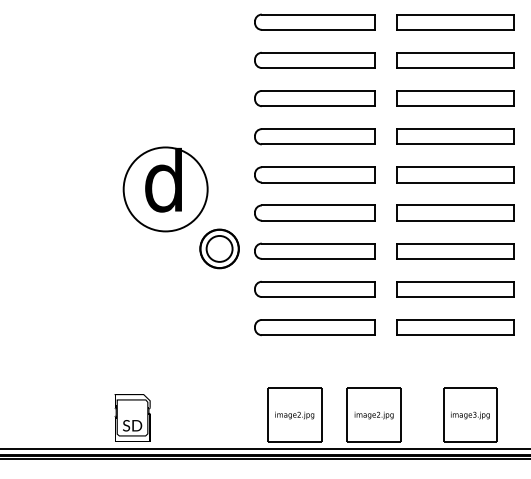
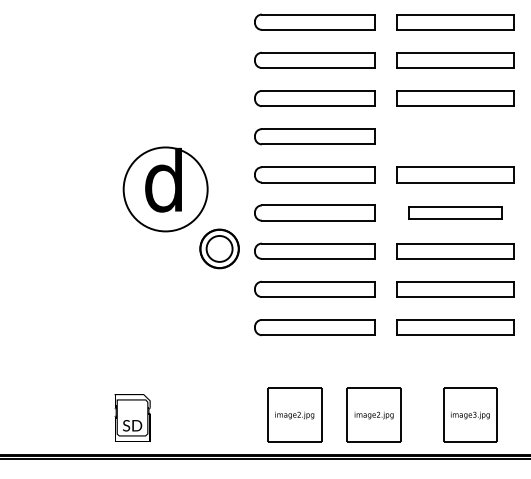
part: present -> none (455, 136)
part size: 119x18 px -> 95x14 px (455, 212)
line: present -> none (264, 449)
